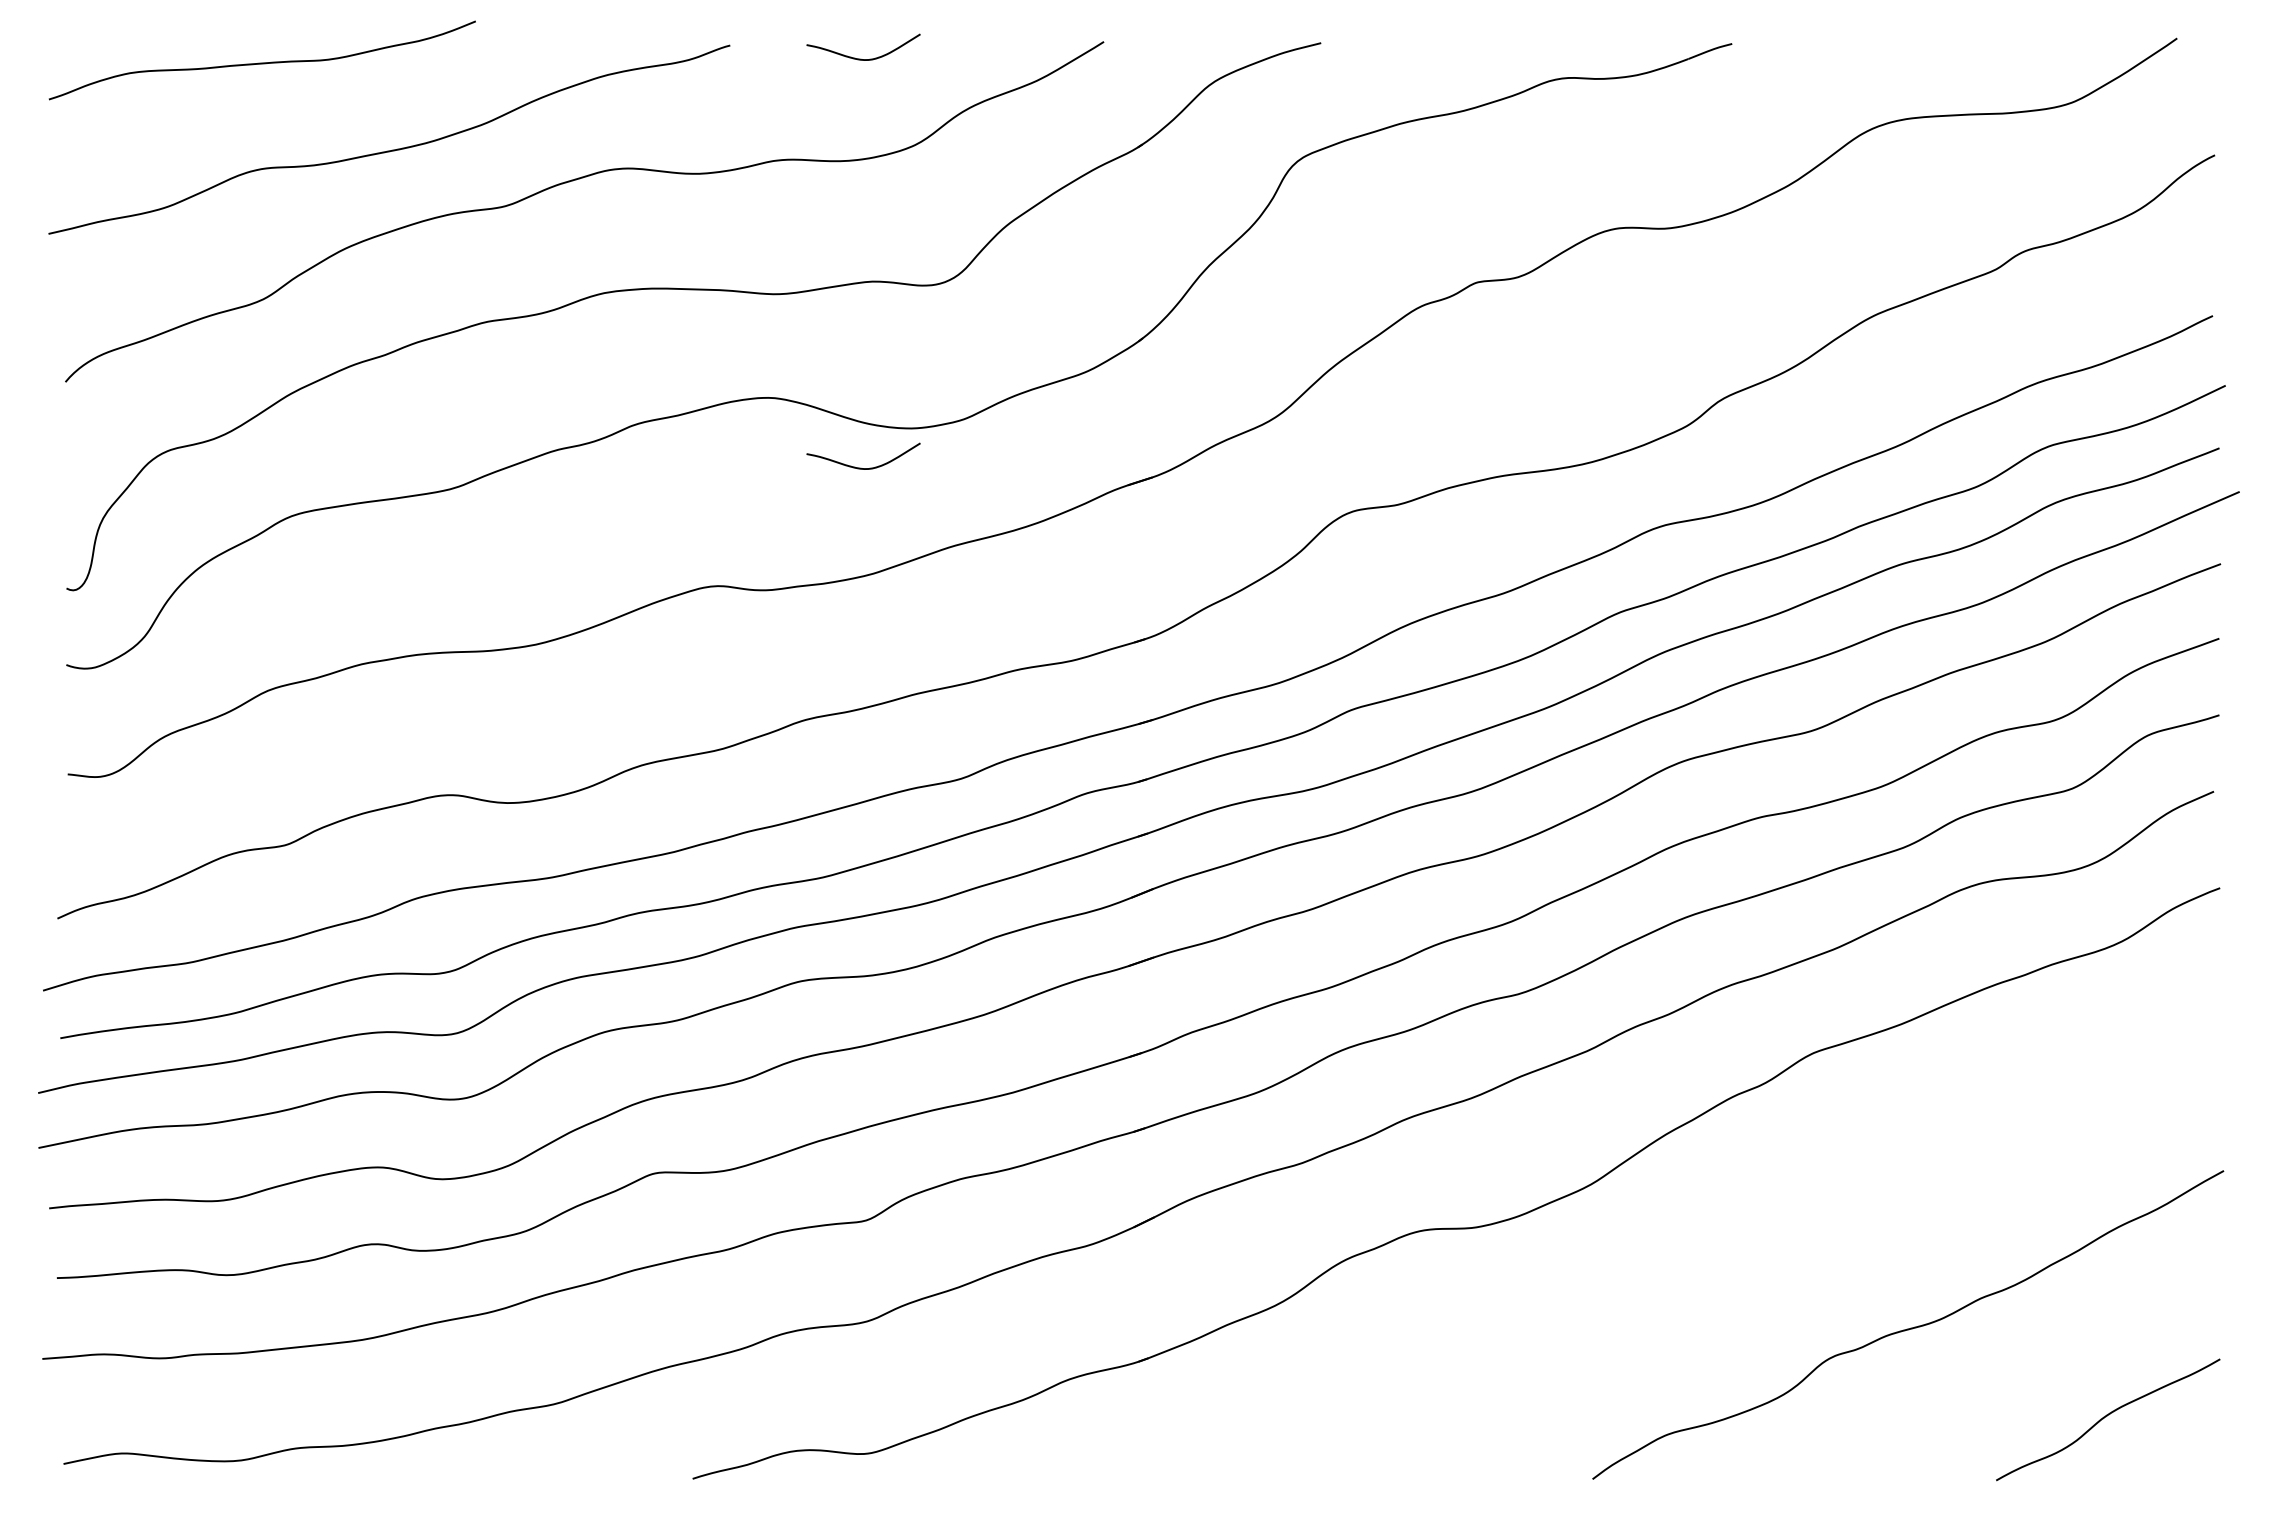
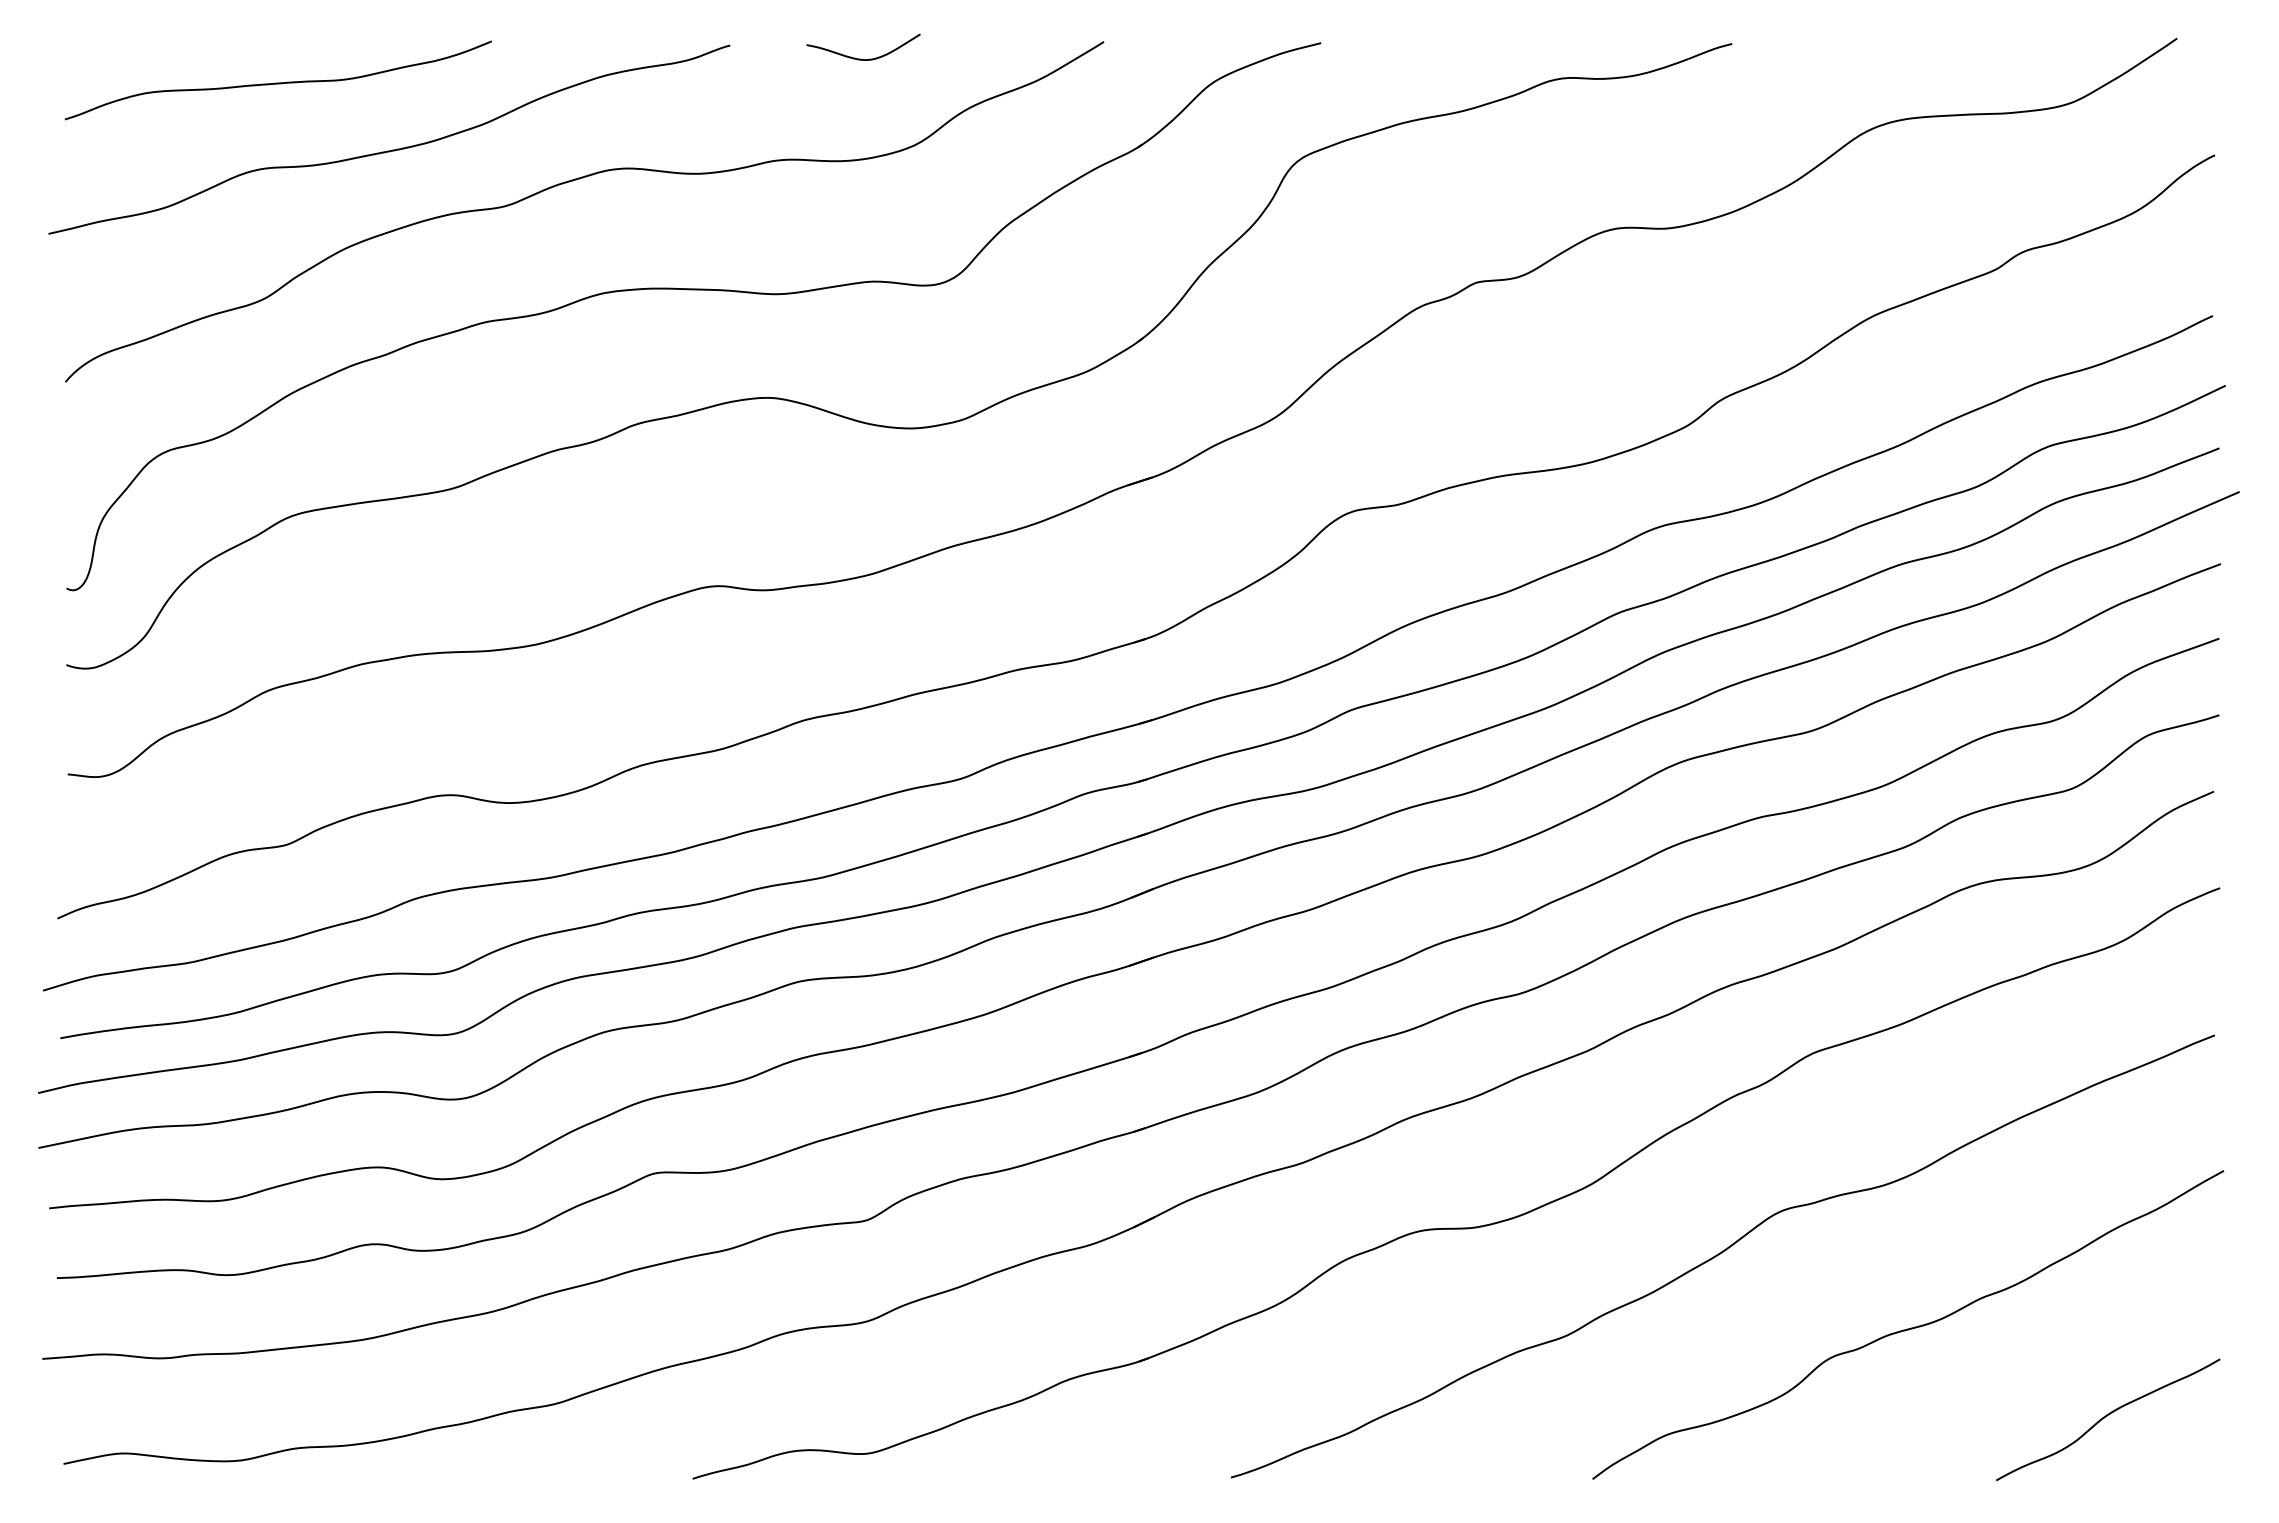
curve position: (261, 62) -> (277, 82) (277, 82)
curve: present -> none (861, 467)
curve: none -> present (1720, 1254)
